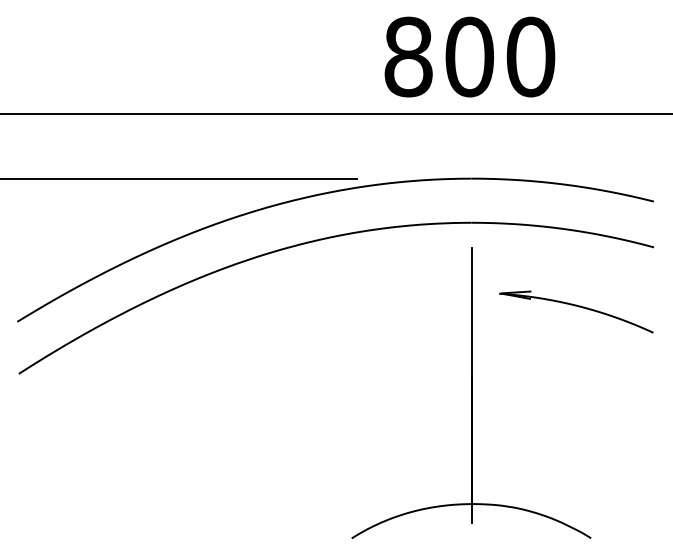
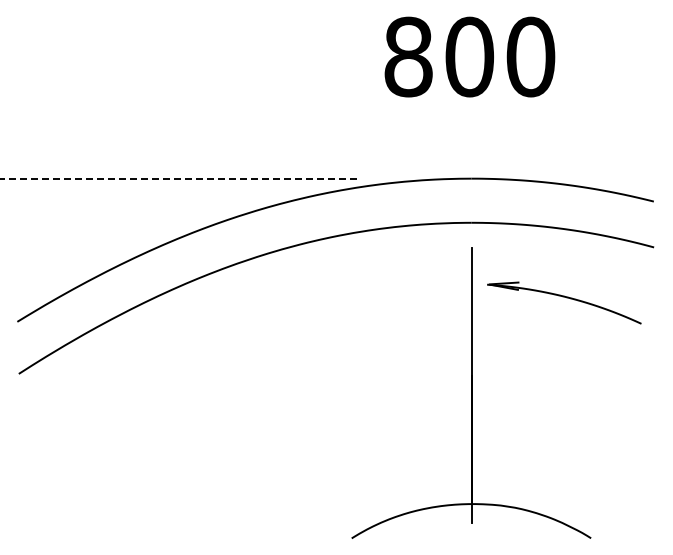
line: present -> none (335, 114)
line: solid -> dashed (177, 178)
part position: (576, 311) -> (564, 302) (564, 302)
